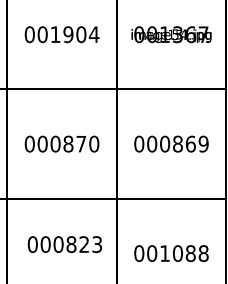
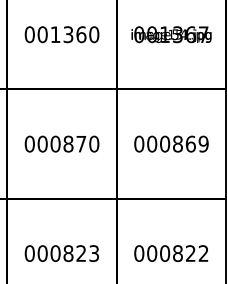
text: 001904 -> 001360 (81, 34)
text position: (64, 244) -> (61, 253) (61, 253)
text: 001088 -> 000822 (184, 253)
